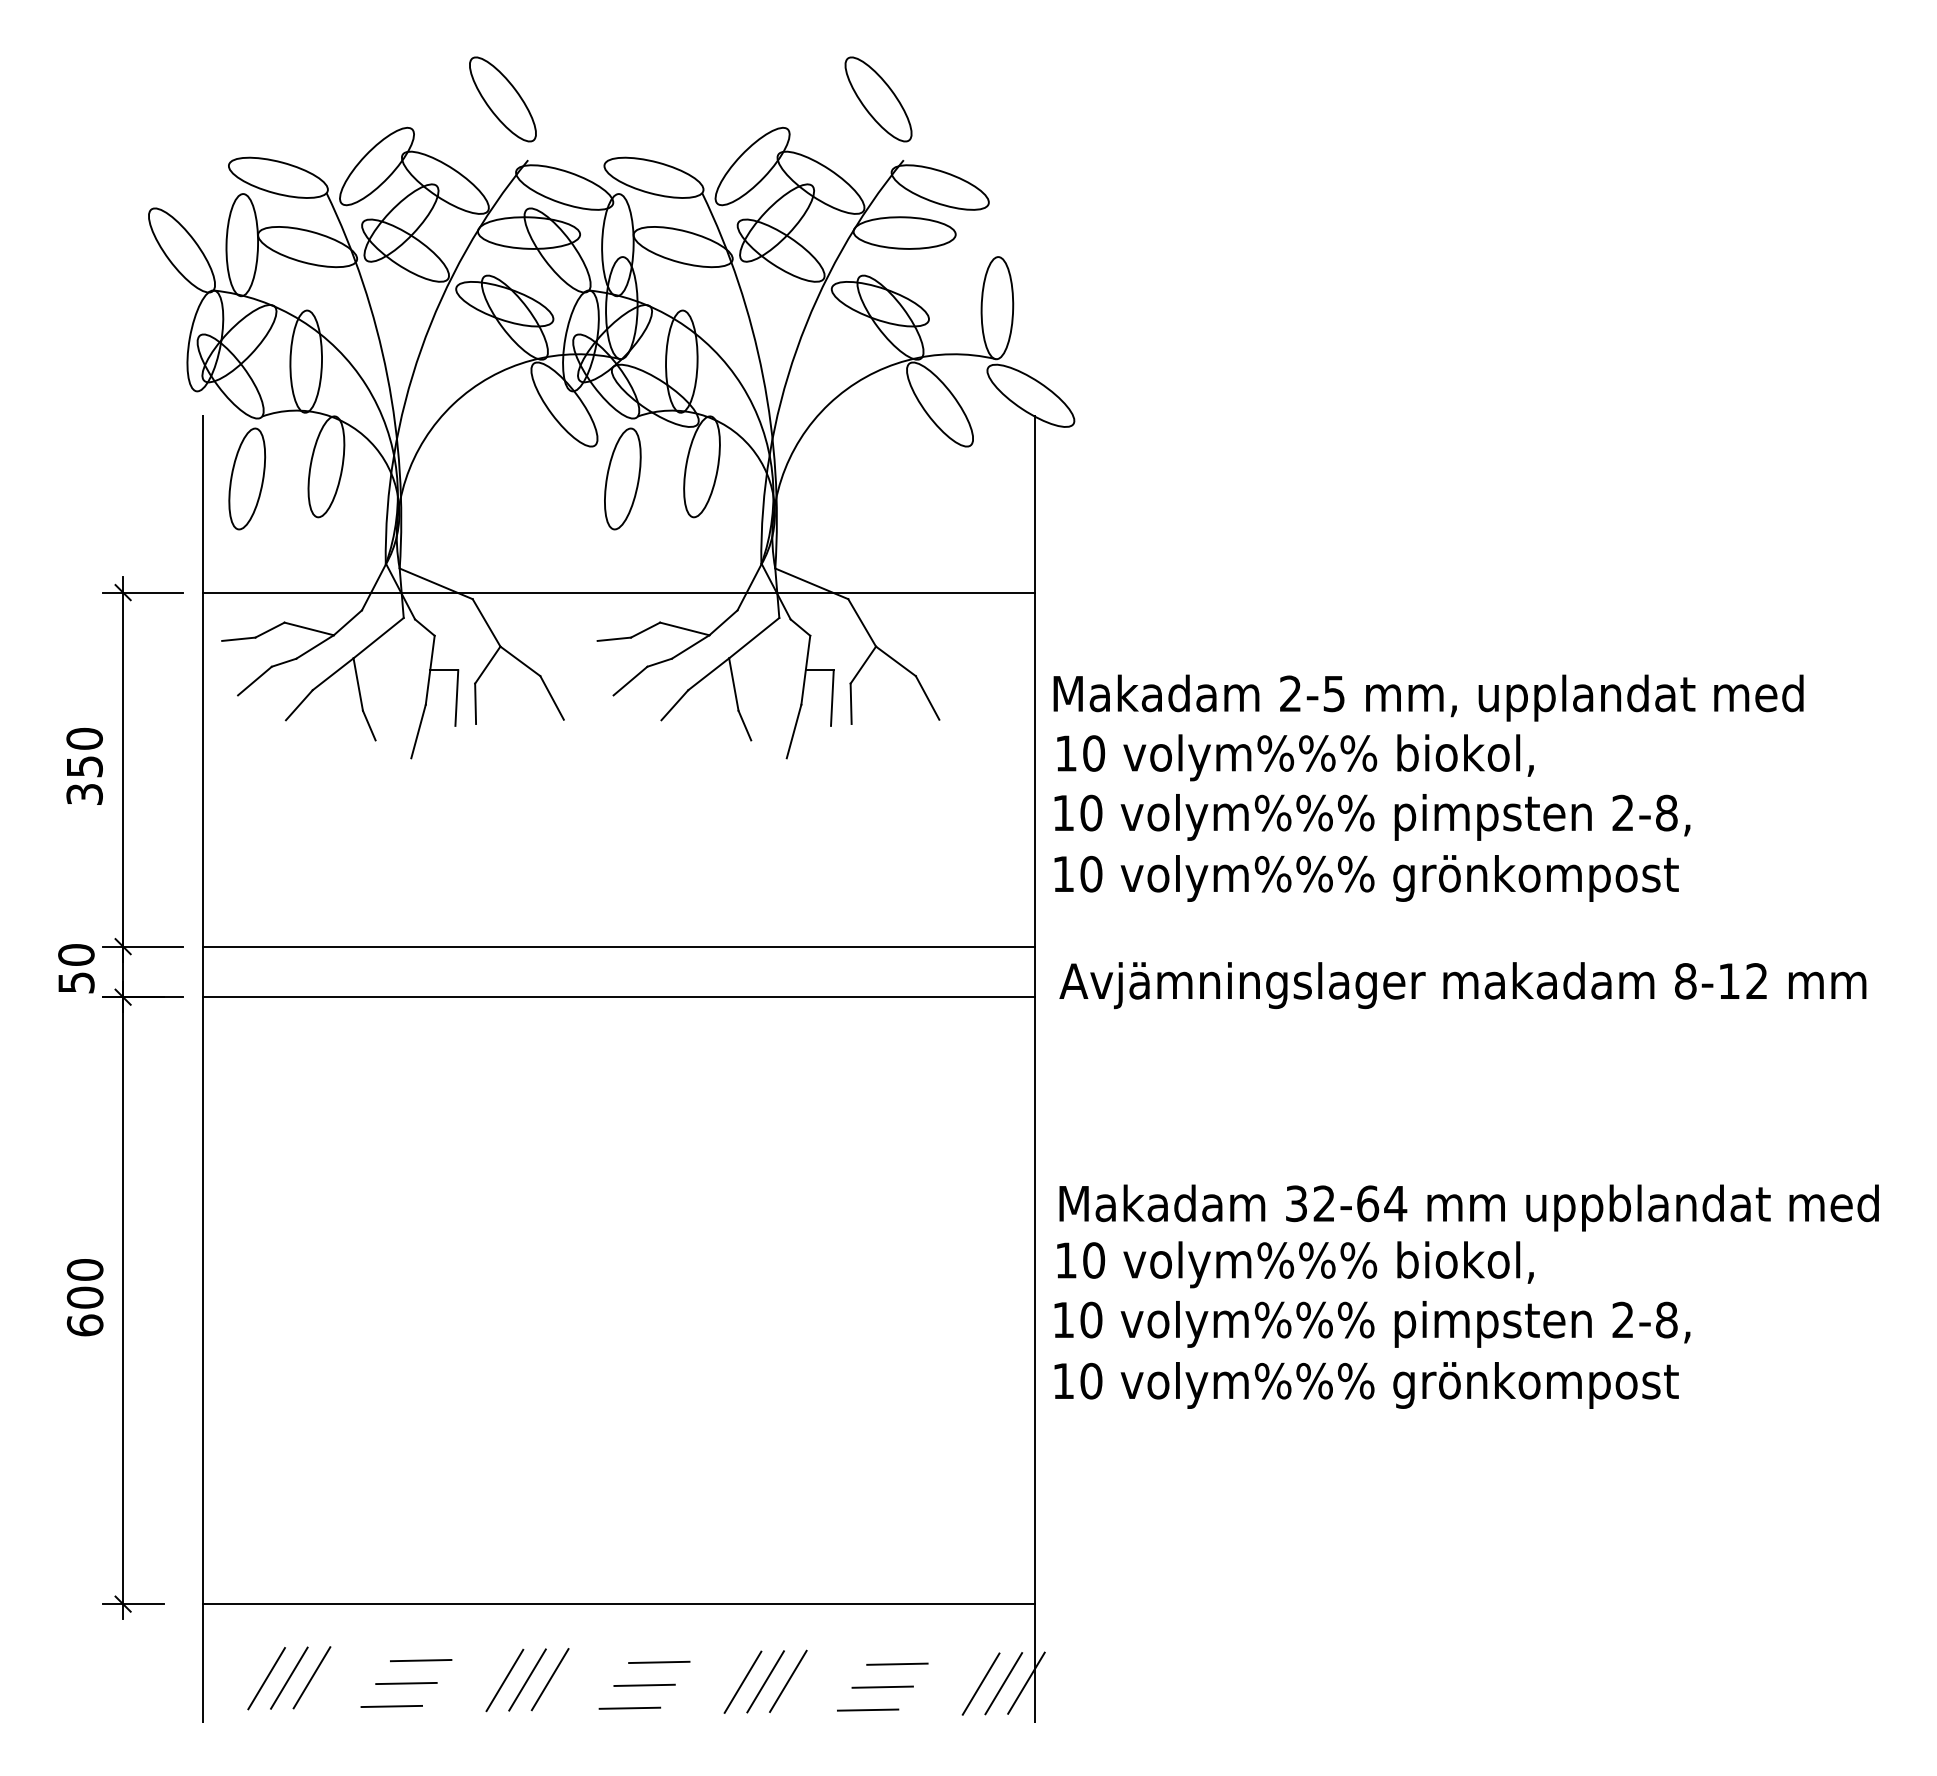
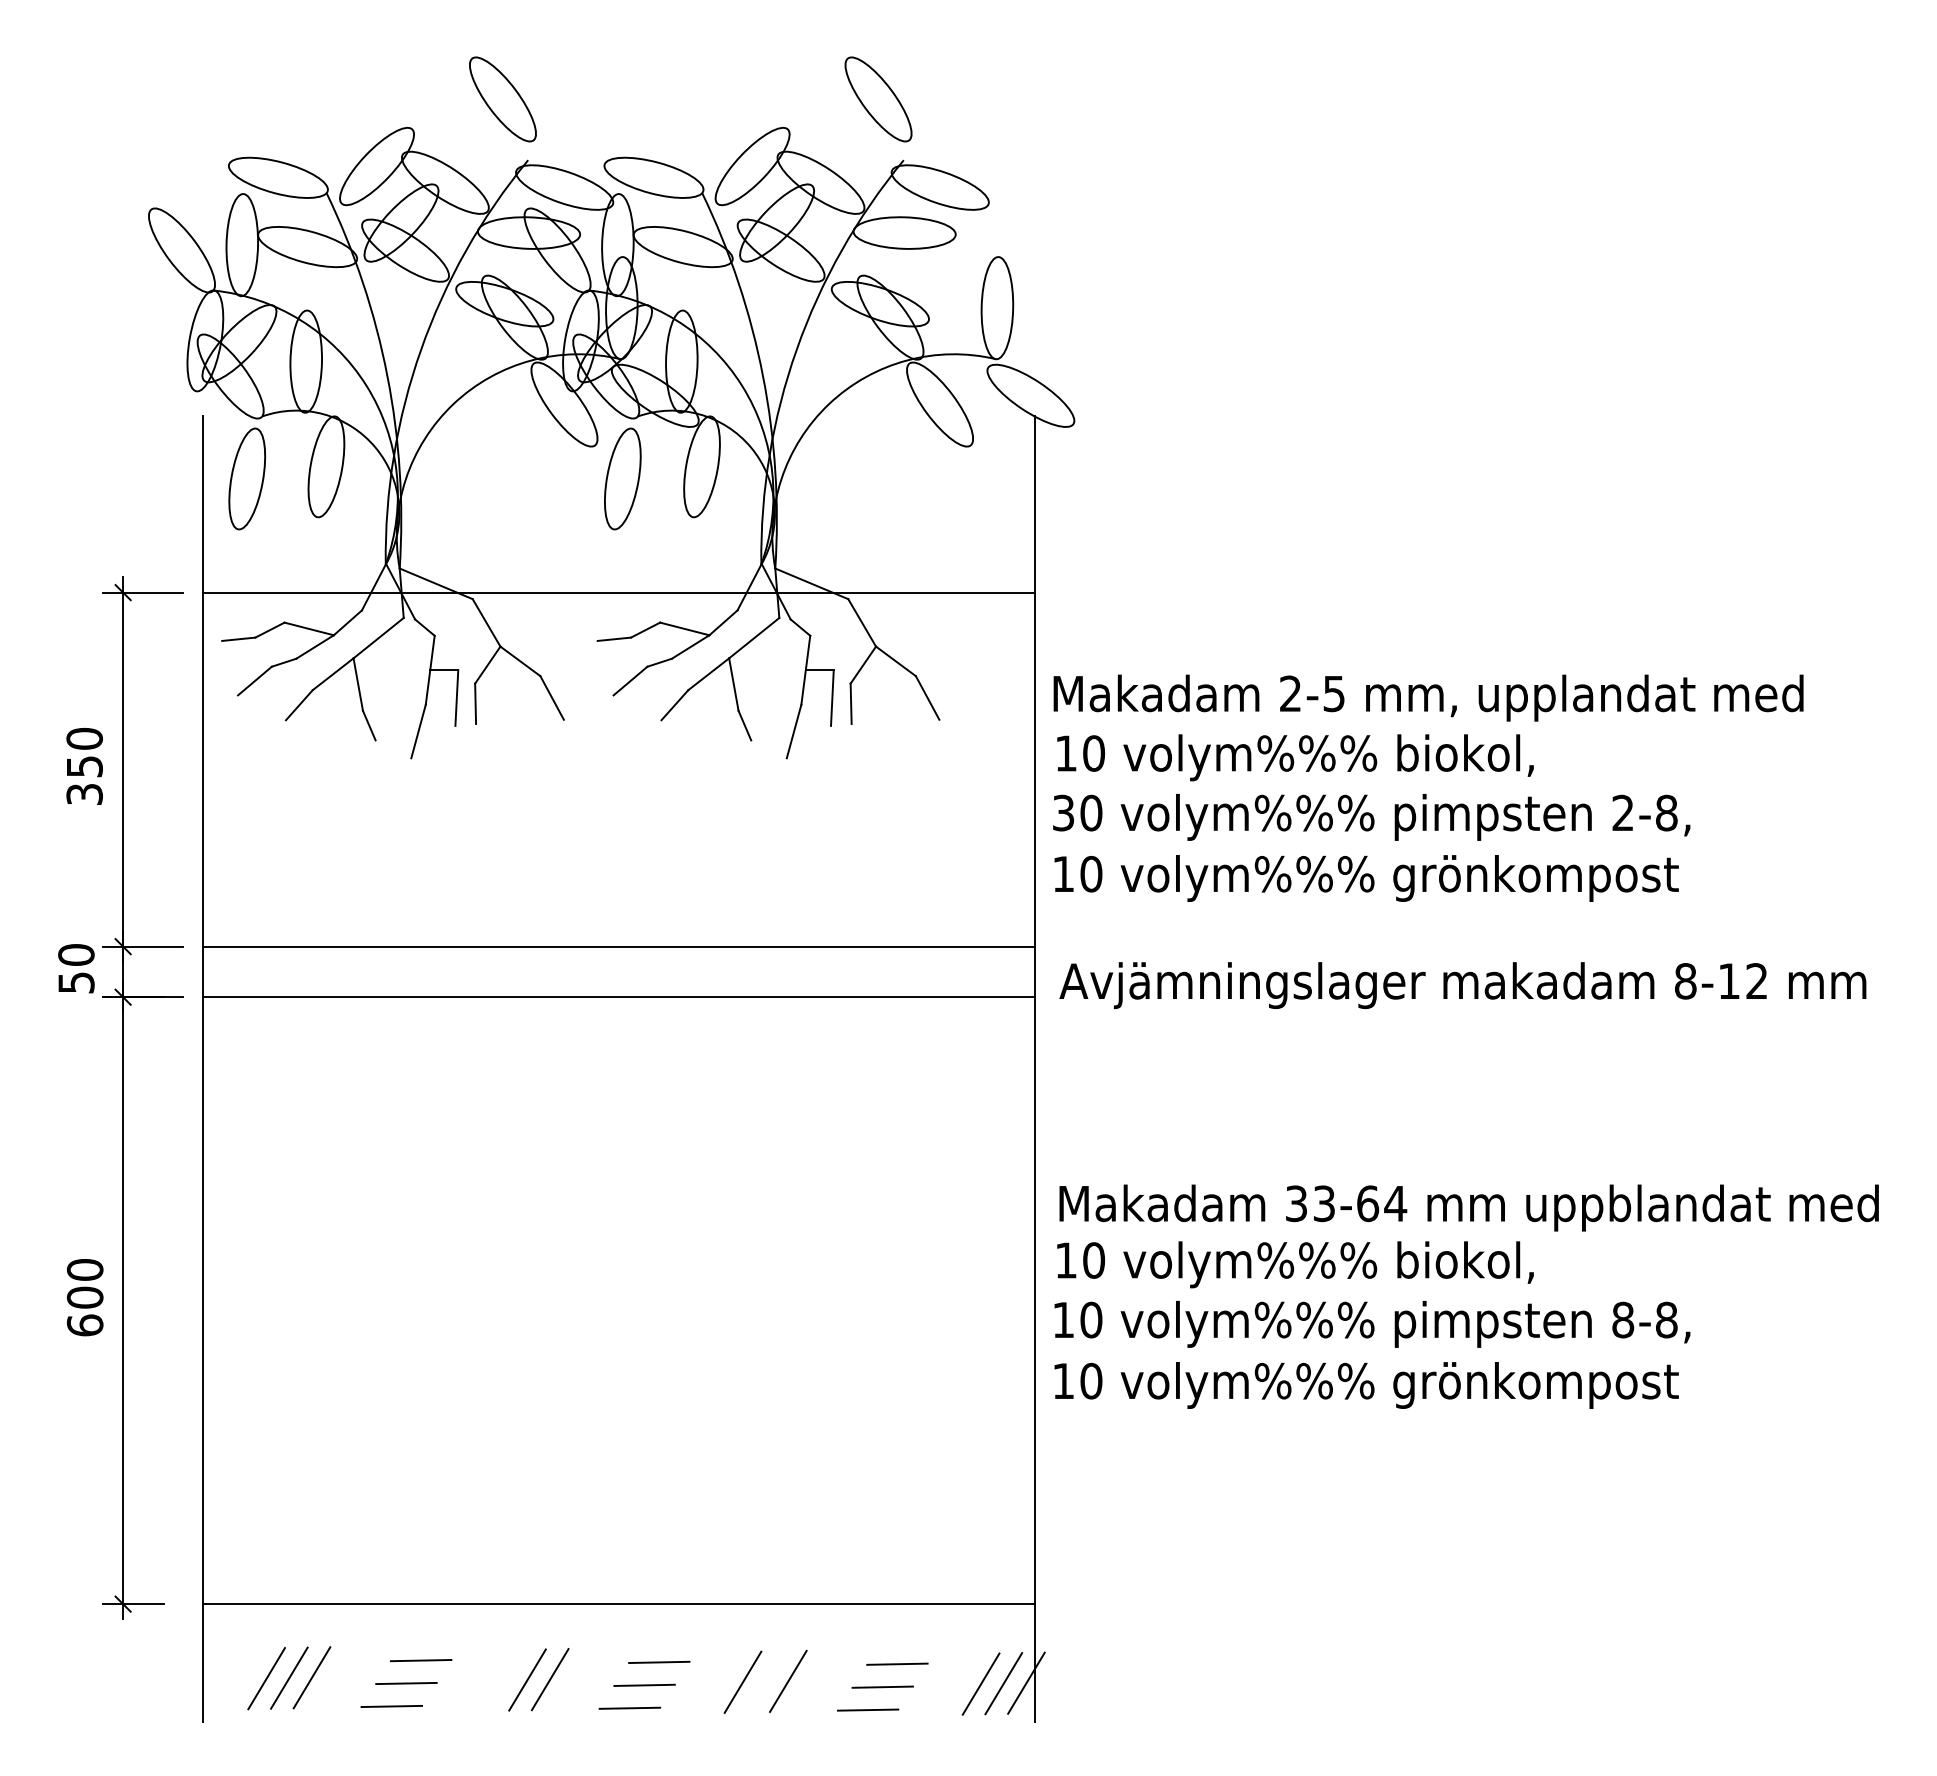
text: 10 -> 30 (1063, 812)
text: 32-64 -> 33-64 (1323, 1203)
text: 2-8, -> 8-8, (1623, 1319)
line: present -> none (504, 1680)
line: present -> none (765, 1681)
